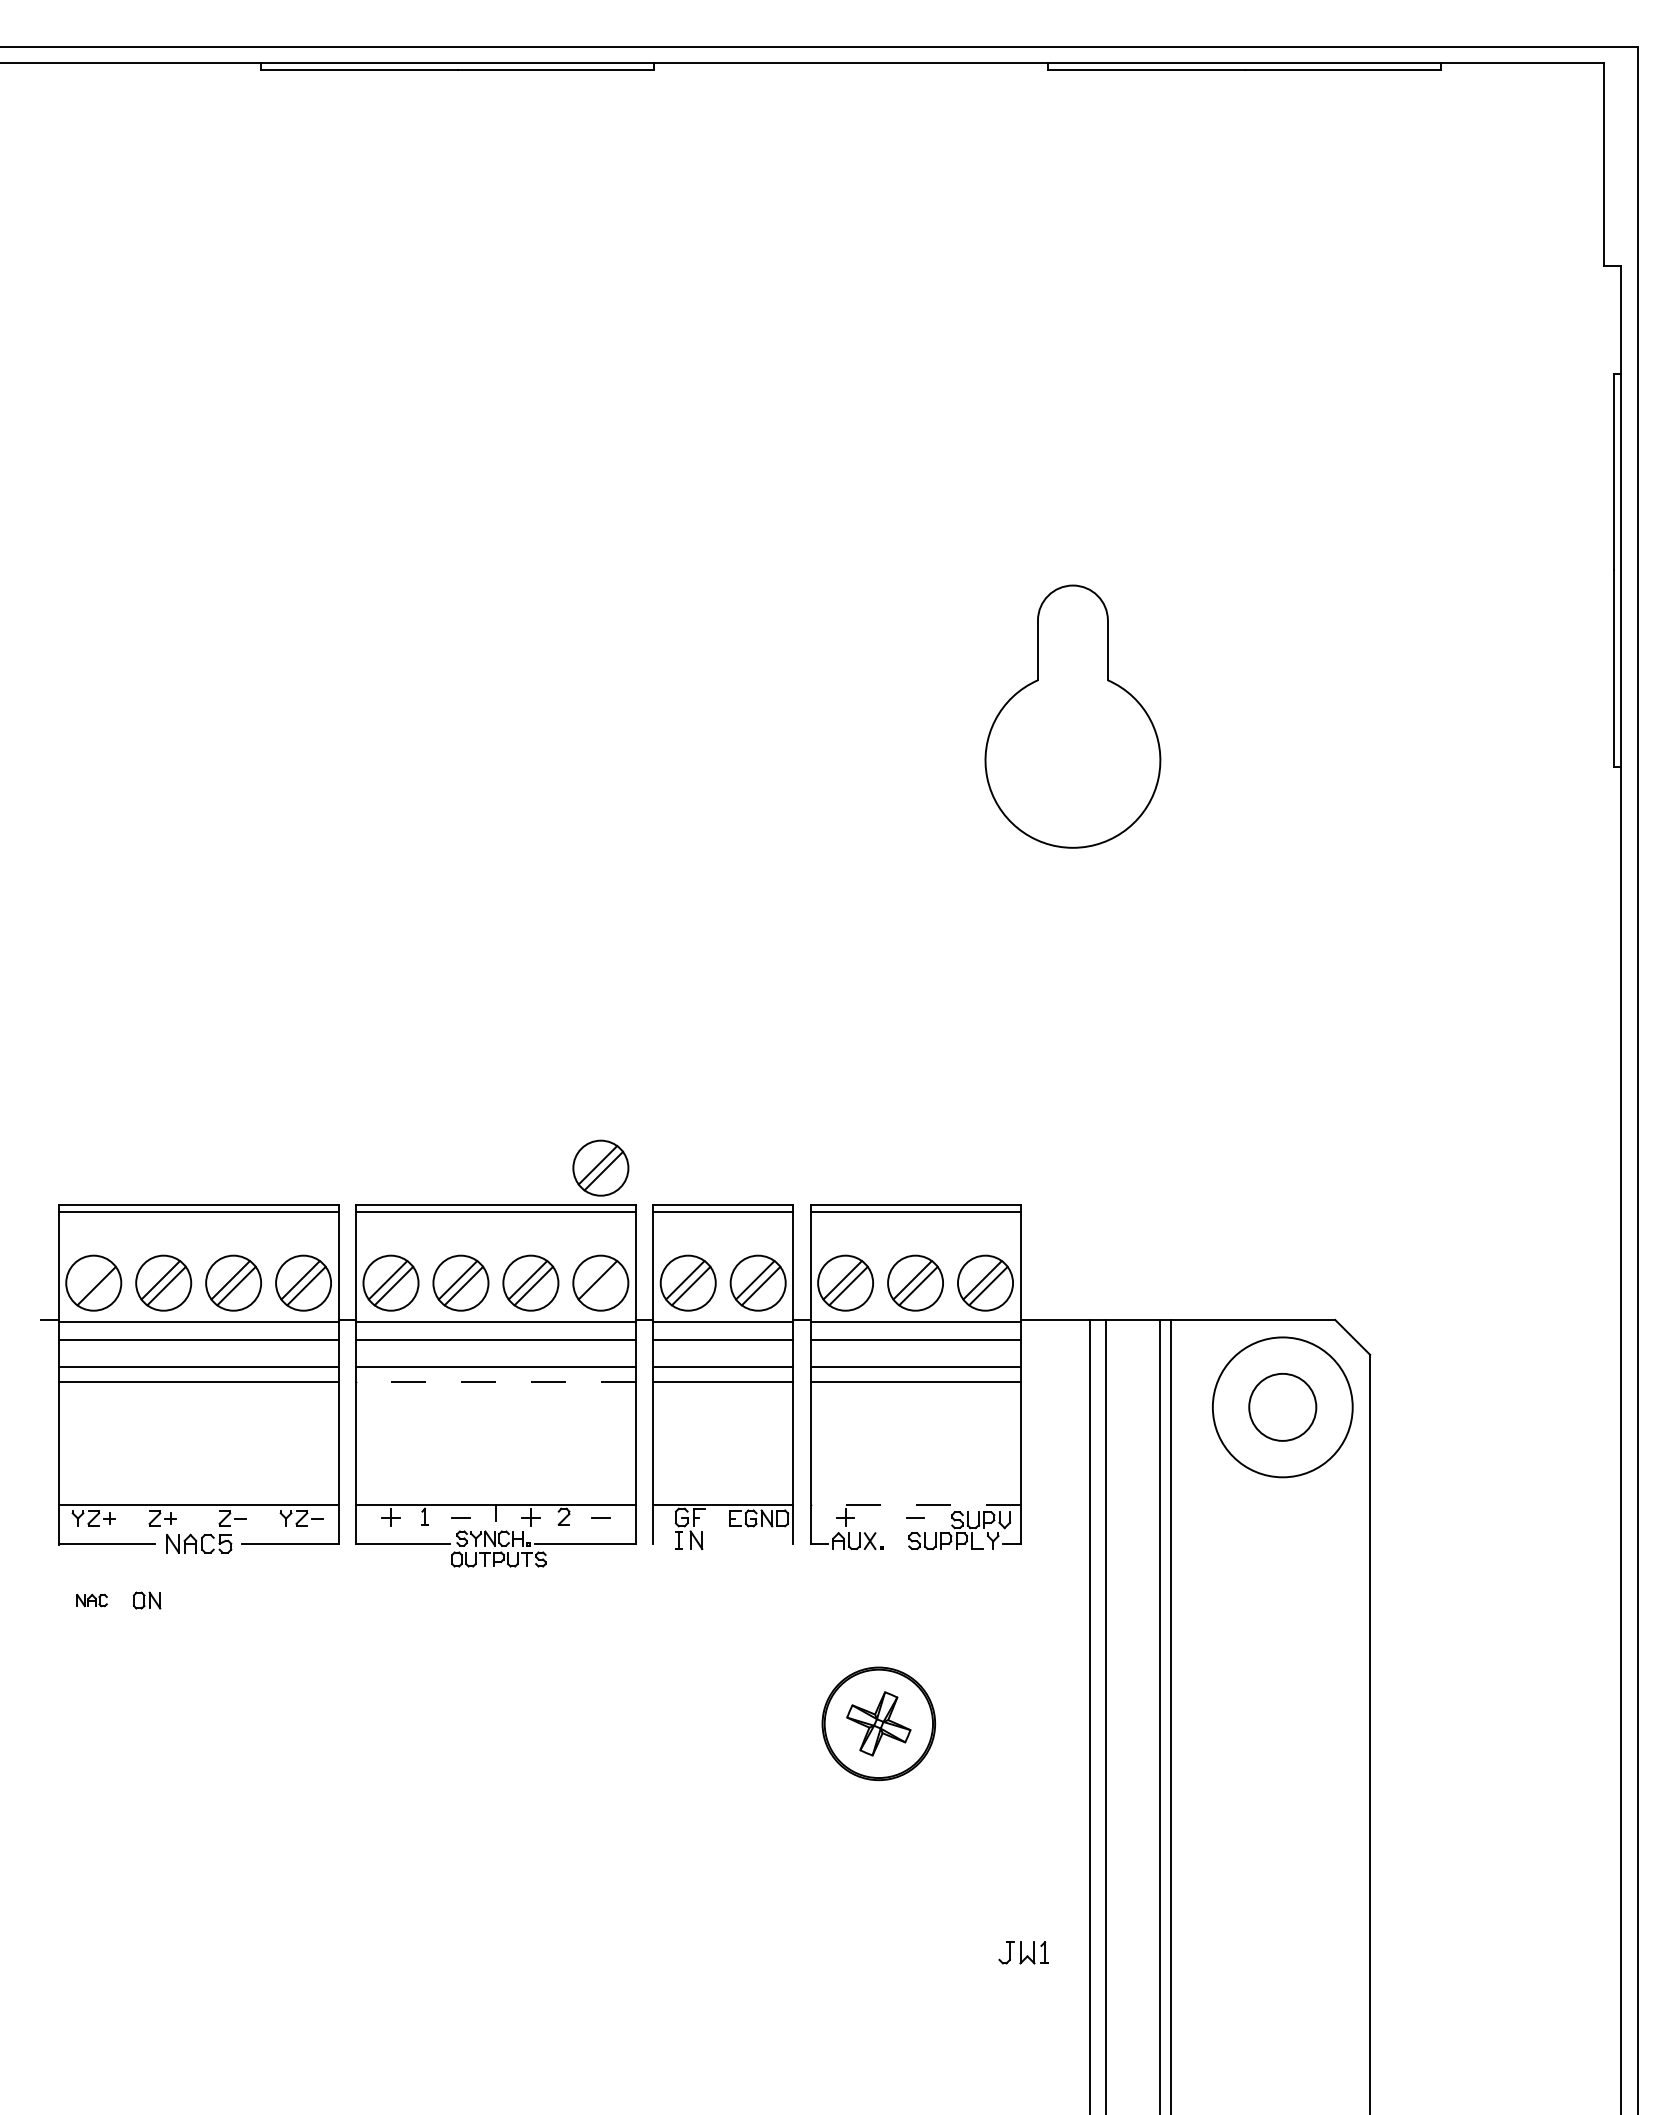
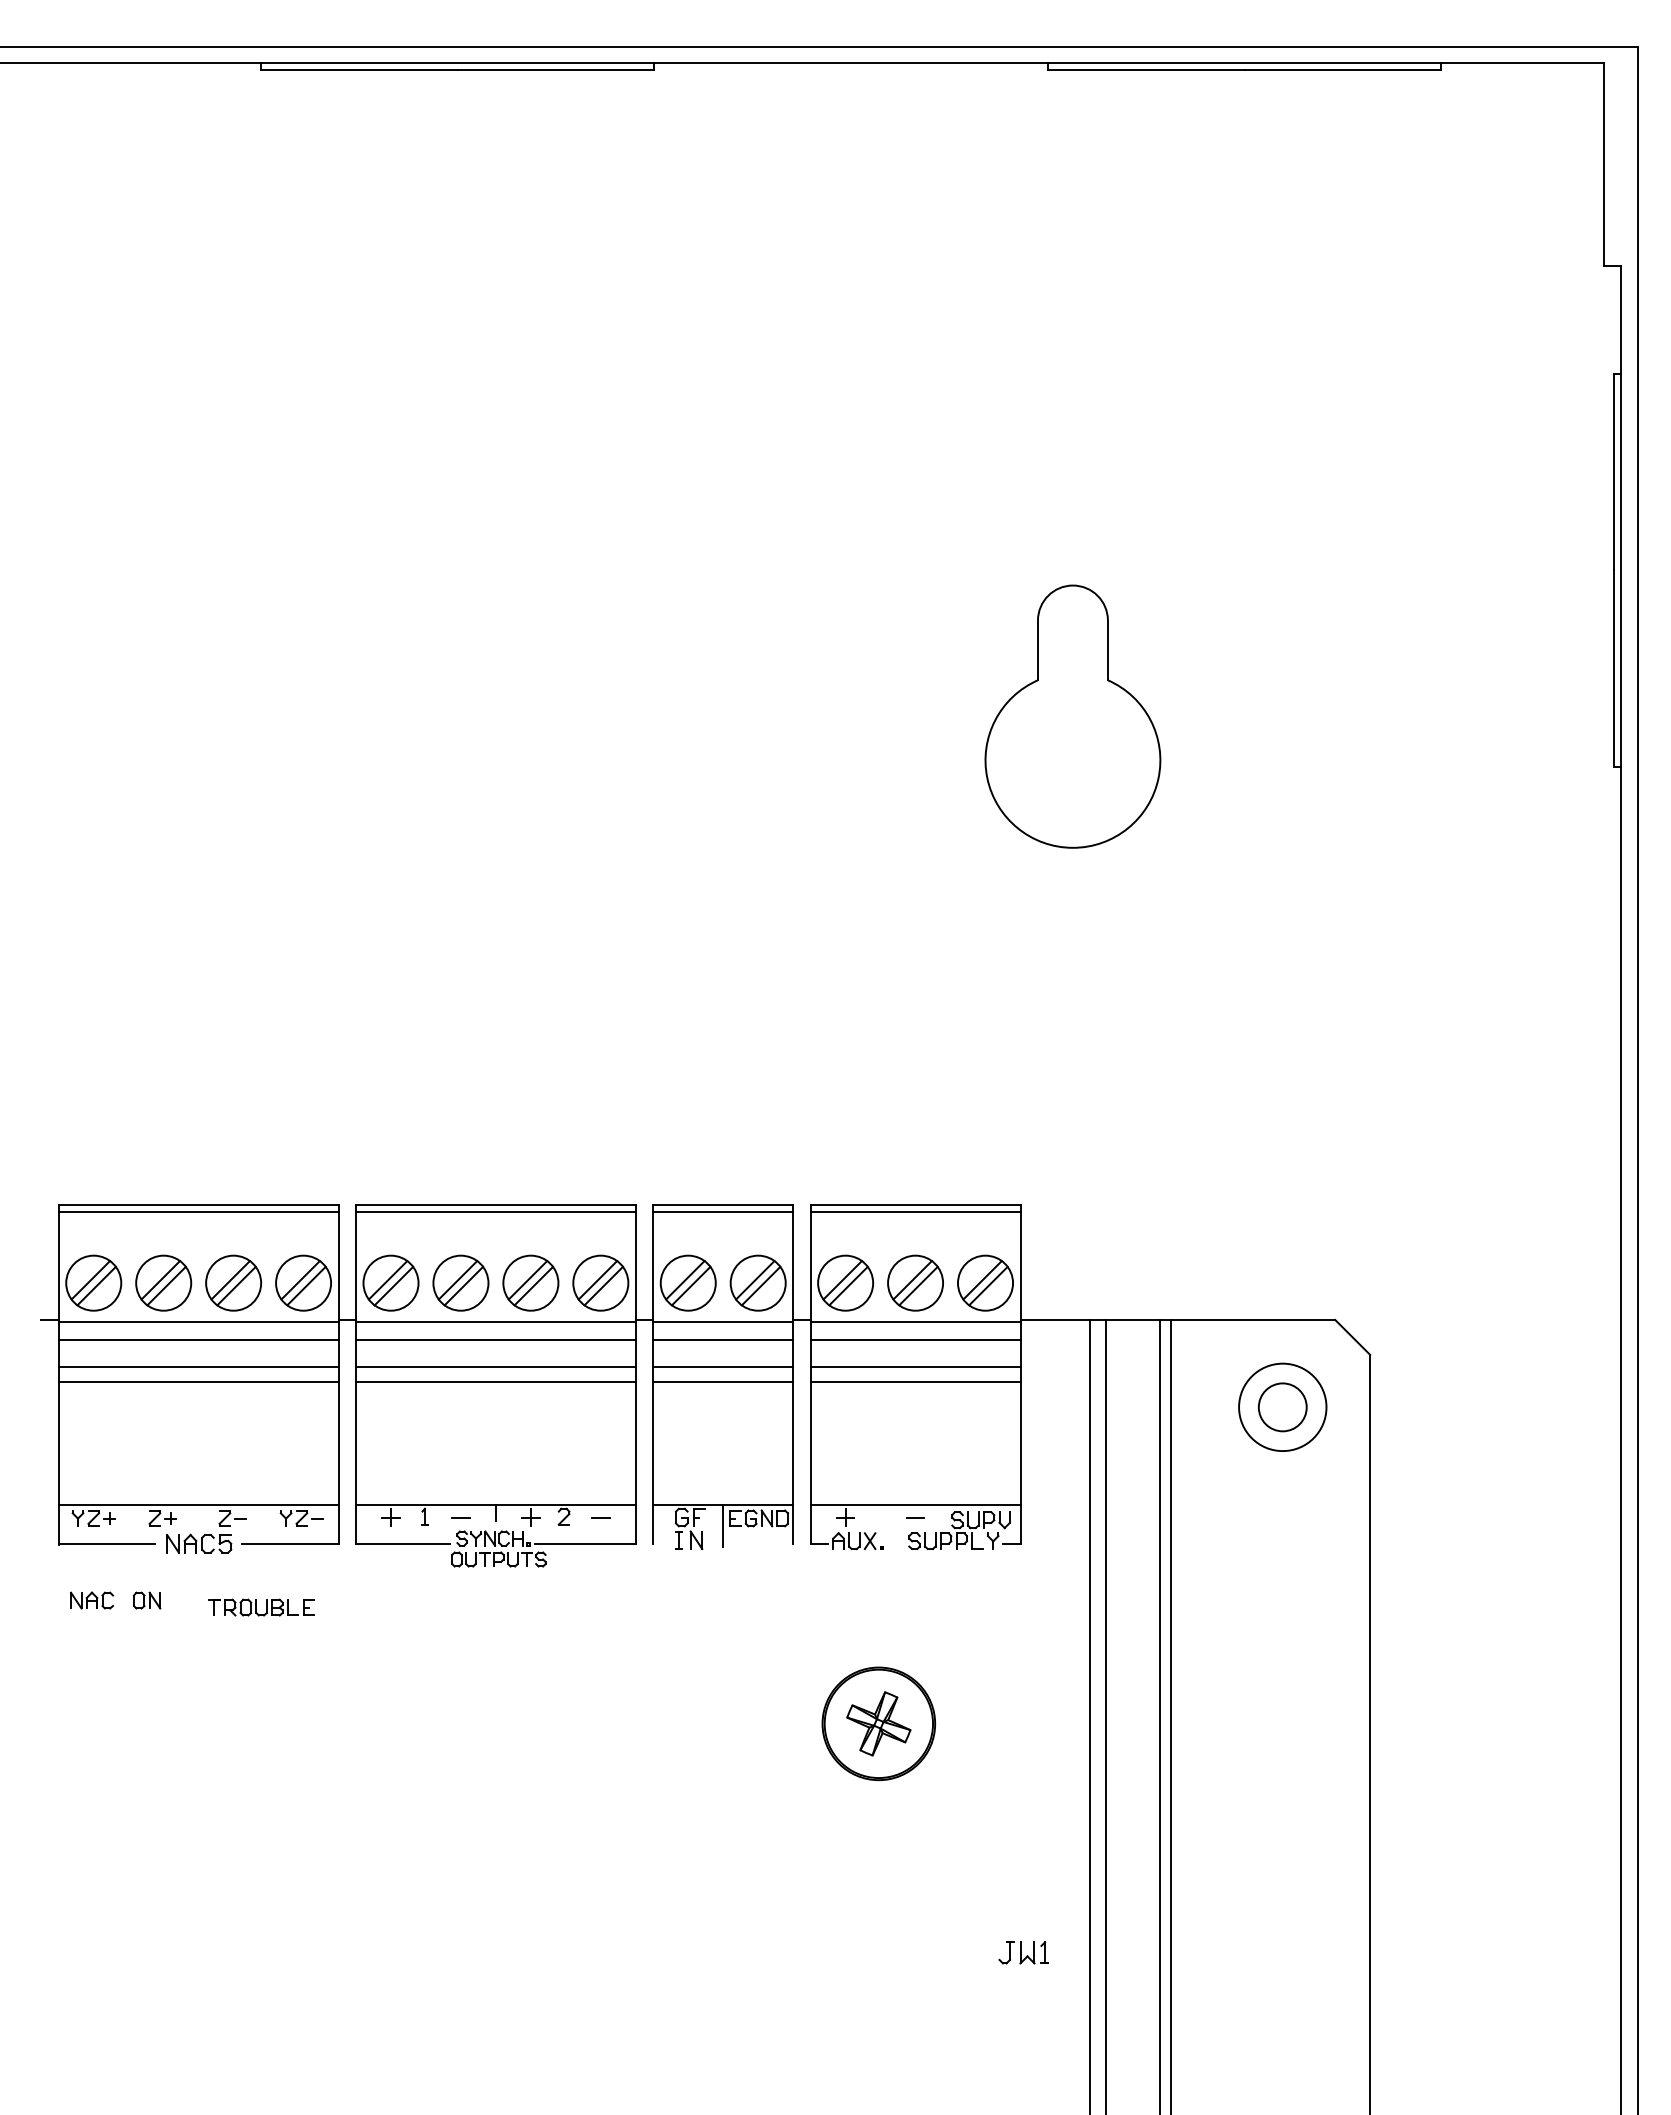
part: present -> none (600, 1167)
line: none -> present (90, 1280)
line: none -> present (603, 1285)
line: dashed -> solid (495, 1382)
circle diameter: 67 px -> 48 px (1282, 1407)
circle diameter: 140 px -> 87 px (1282, 1407)
line: dashed -> solid (915, 1504)
line: none -> present (723, 1525)
part size: 32x15 px -> 45x19 px (92, 1600)
part: none -> present (261, 1607)
